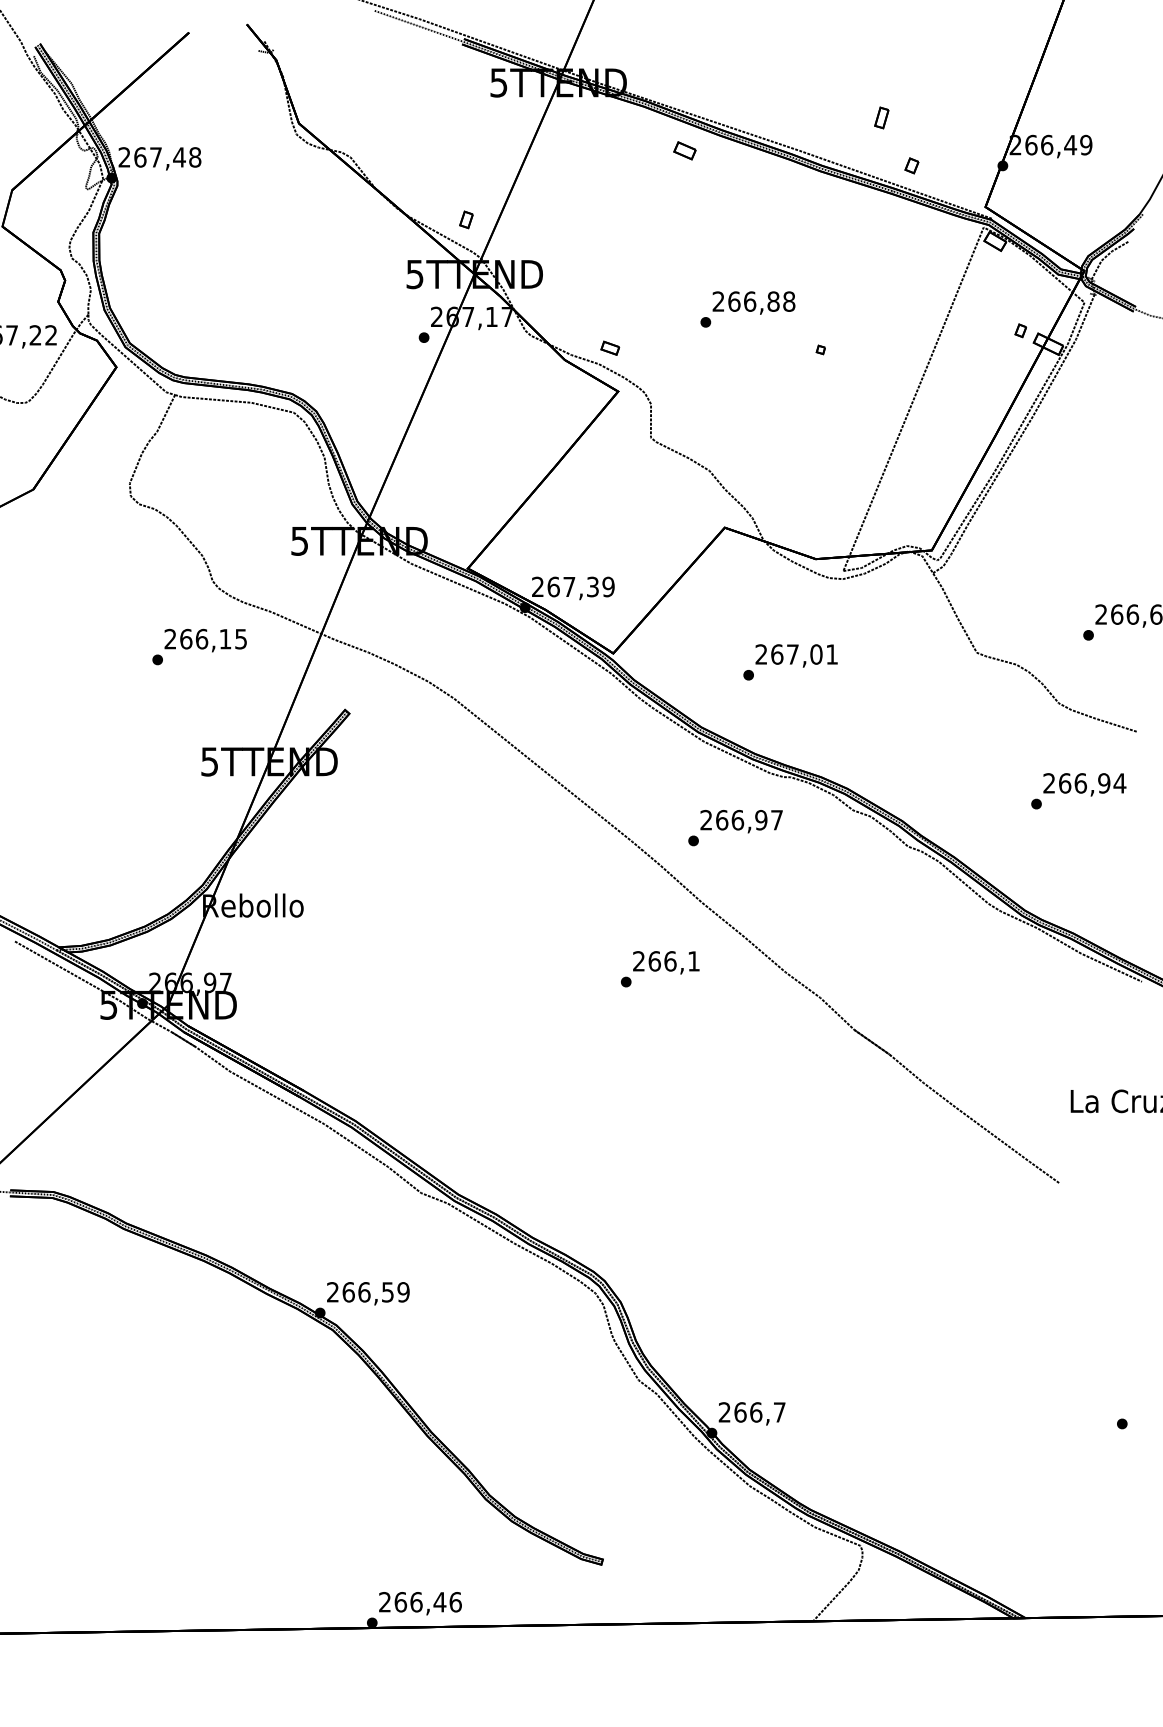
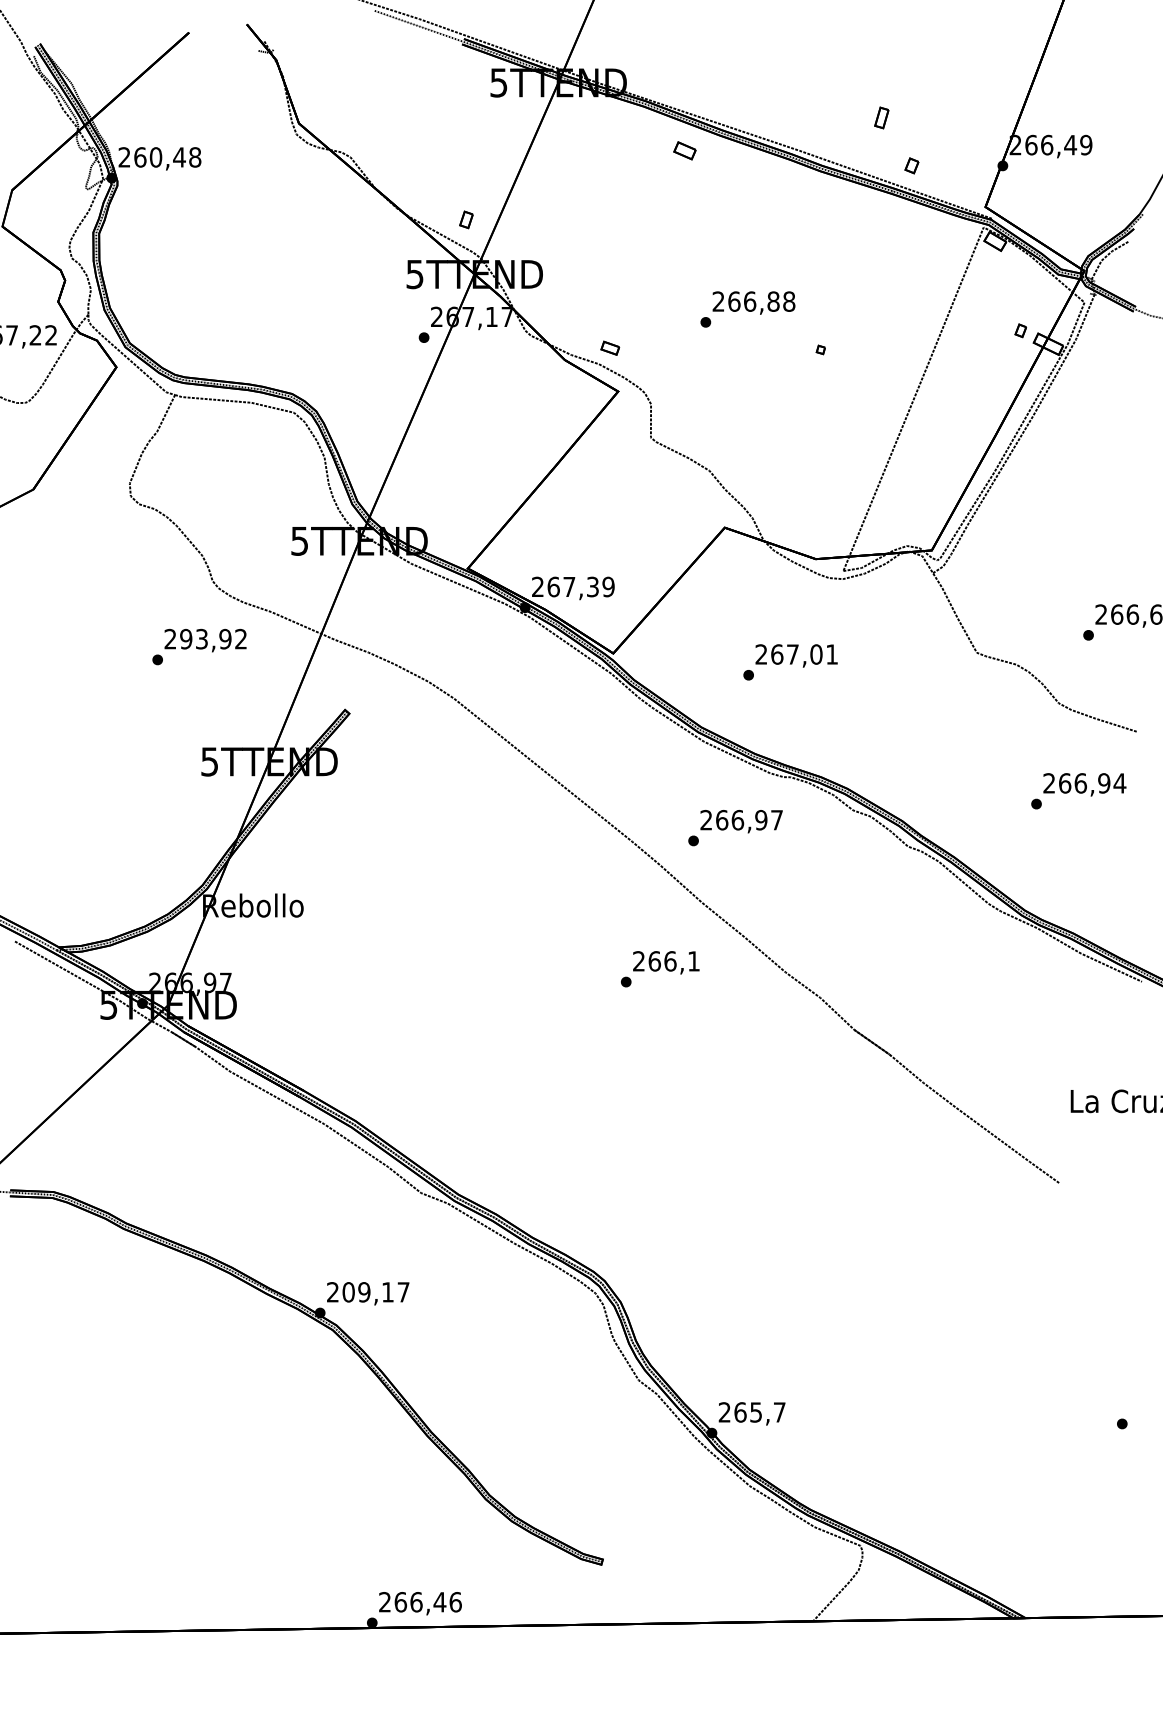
text: 267,48 -> 260,48 (155, 157)
text: 266,15 -> 293,92 (213, 638)
text: 266,59 -> 209,17 (375, 1292)
text: 266,7 -> 265,7 (756, 1412)
